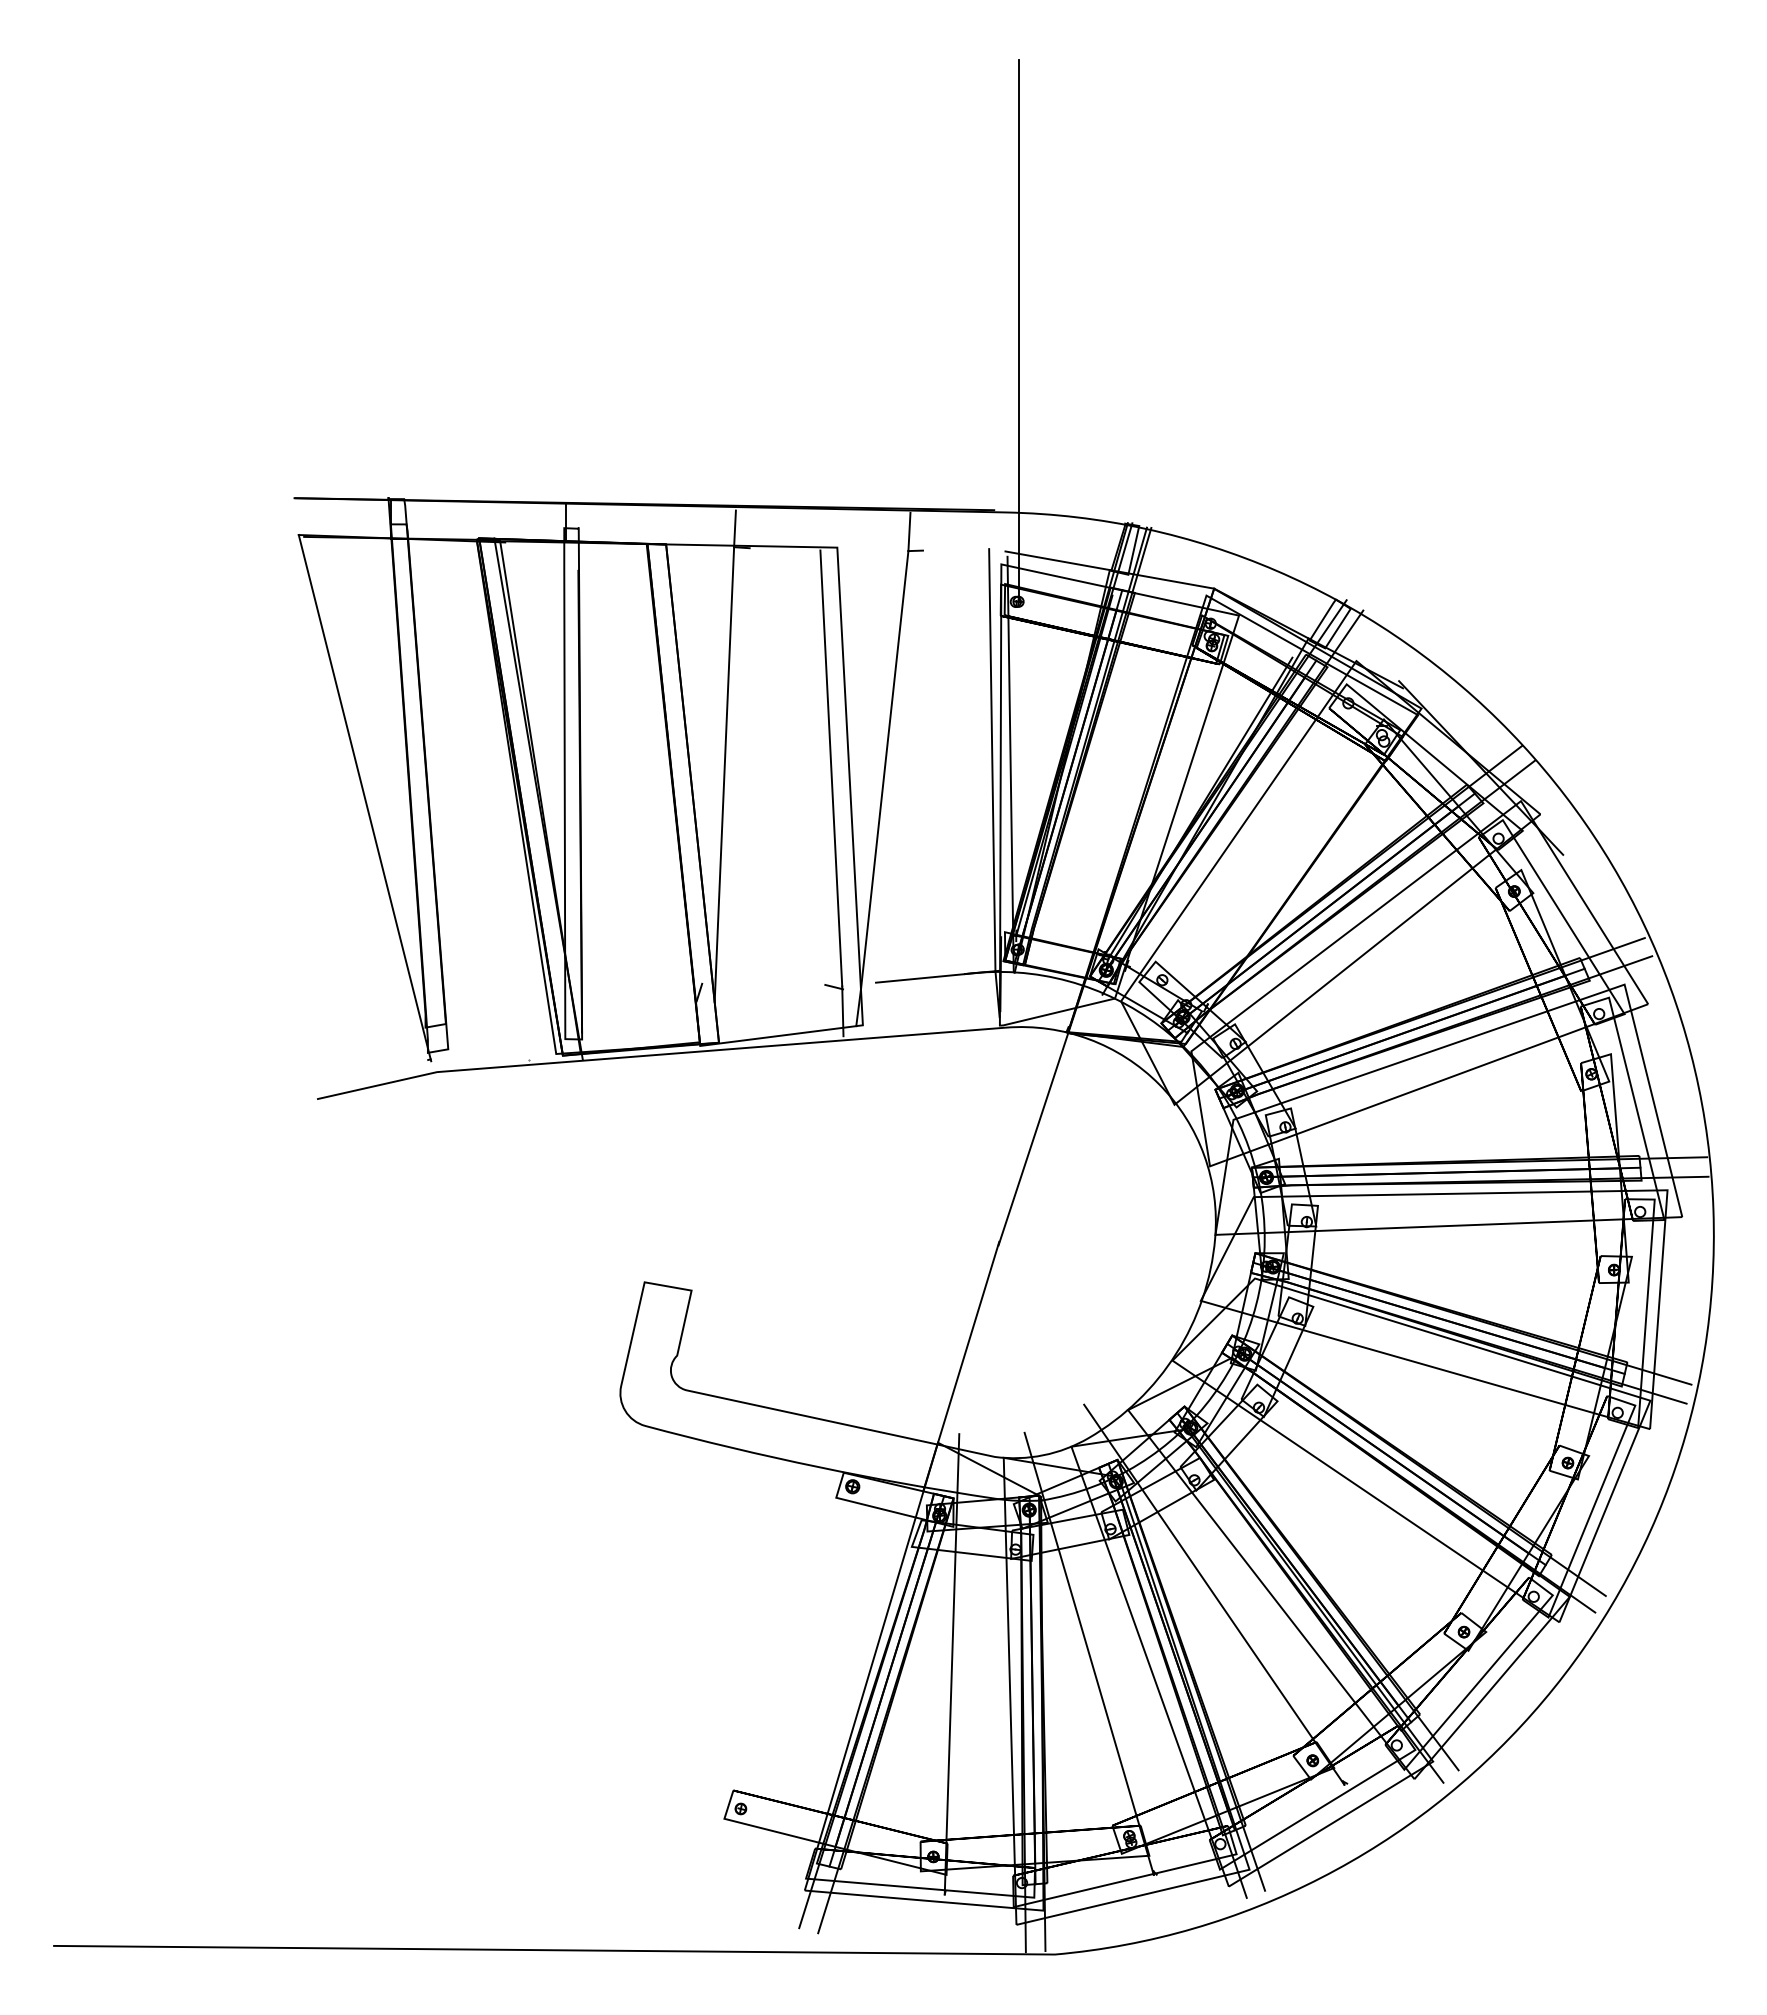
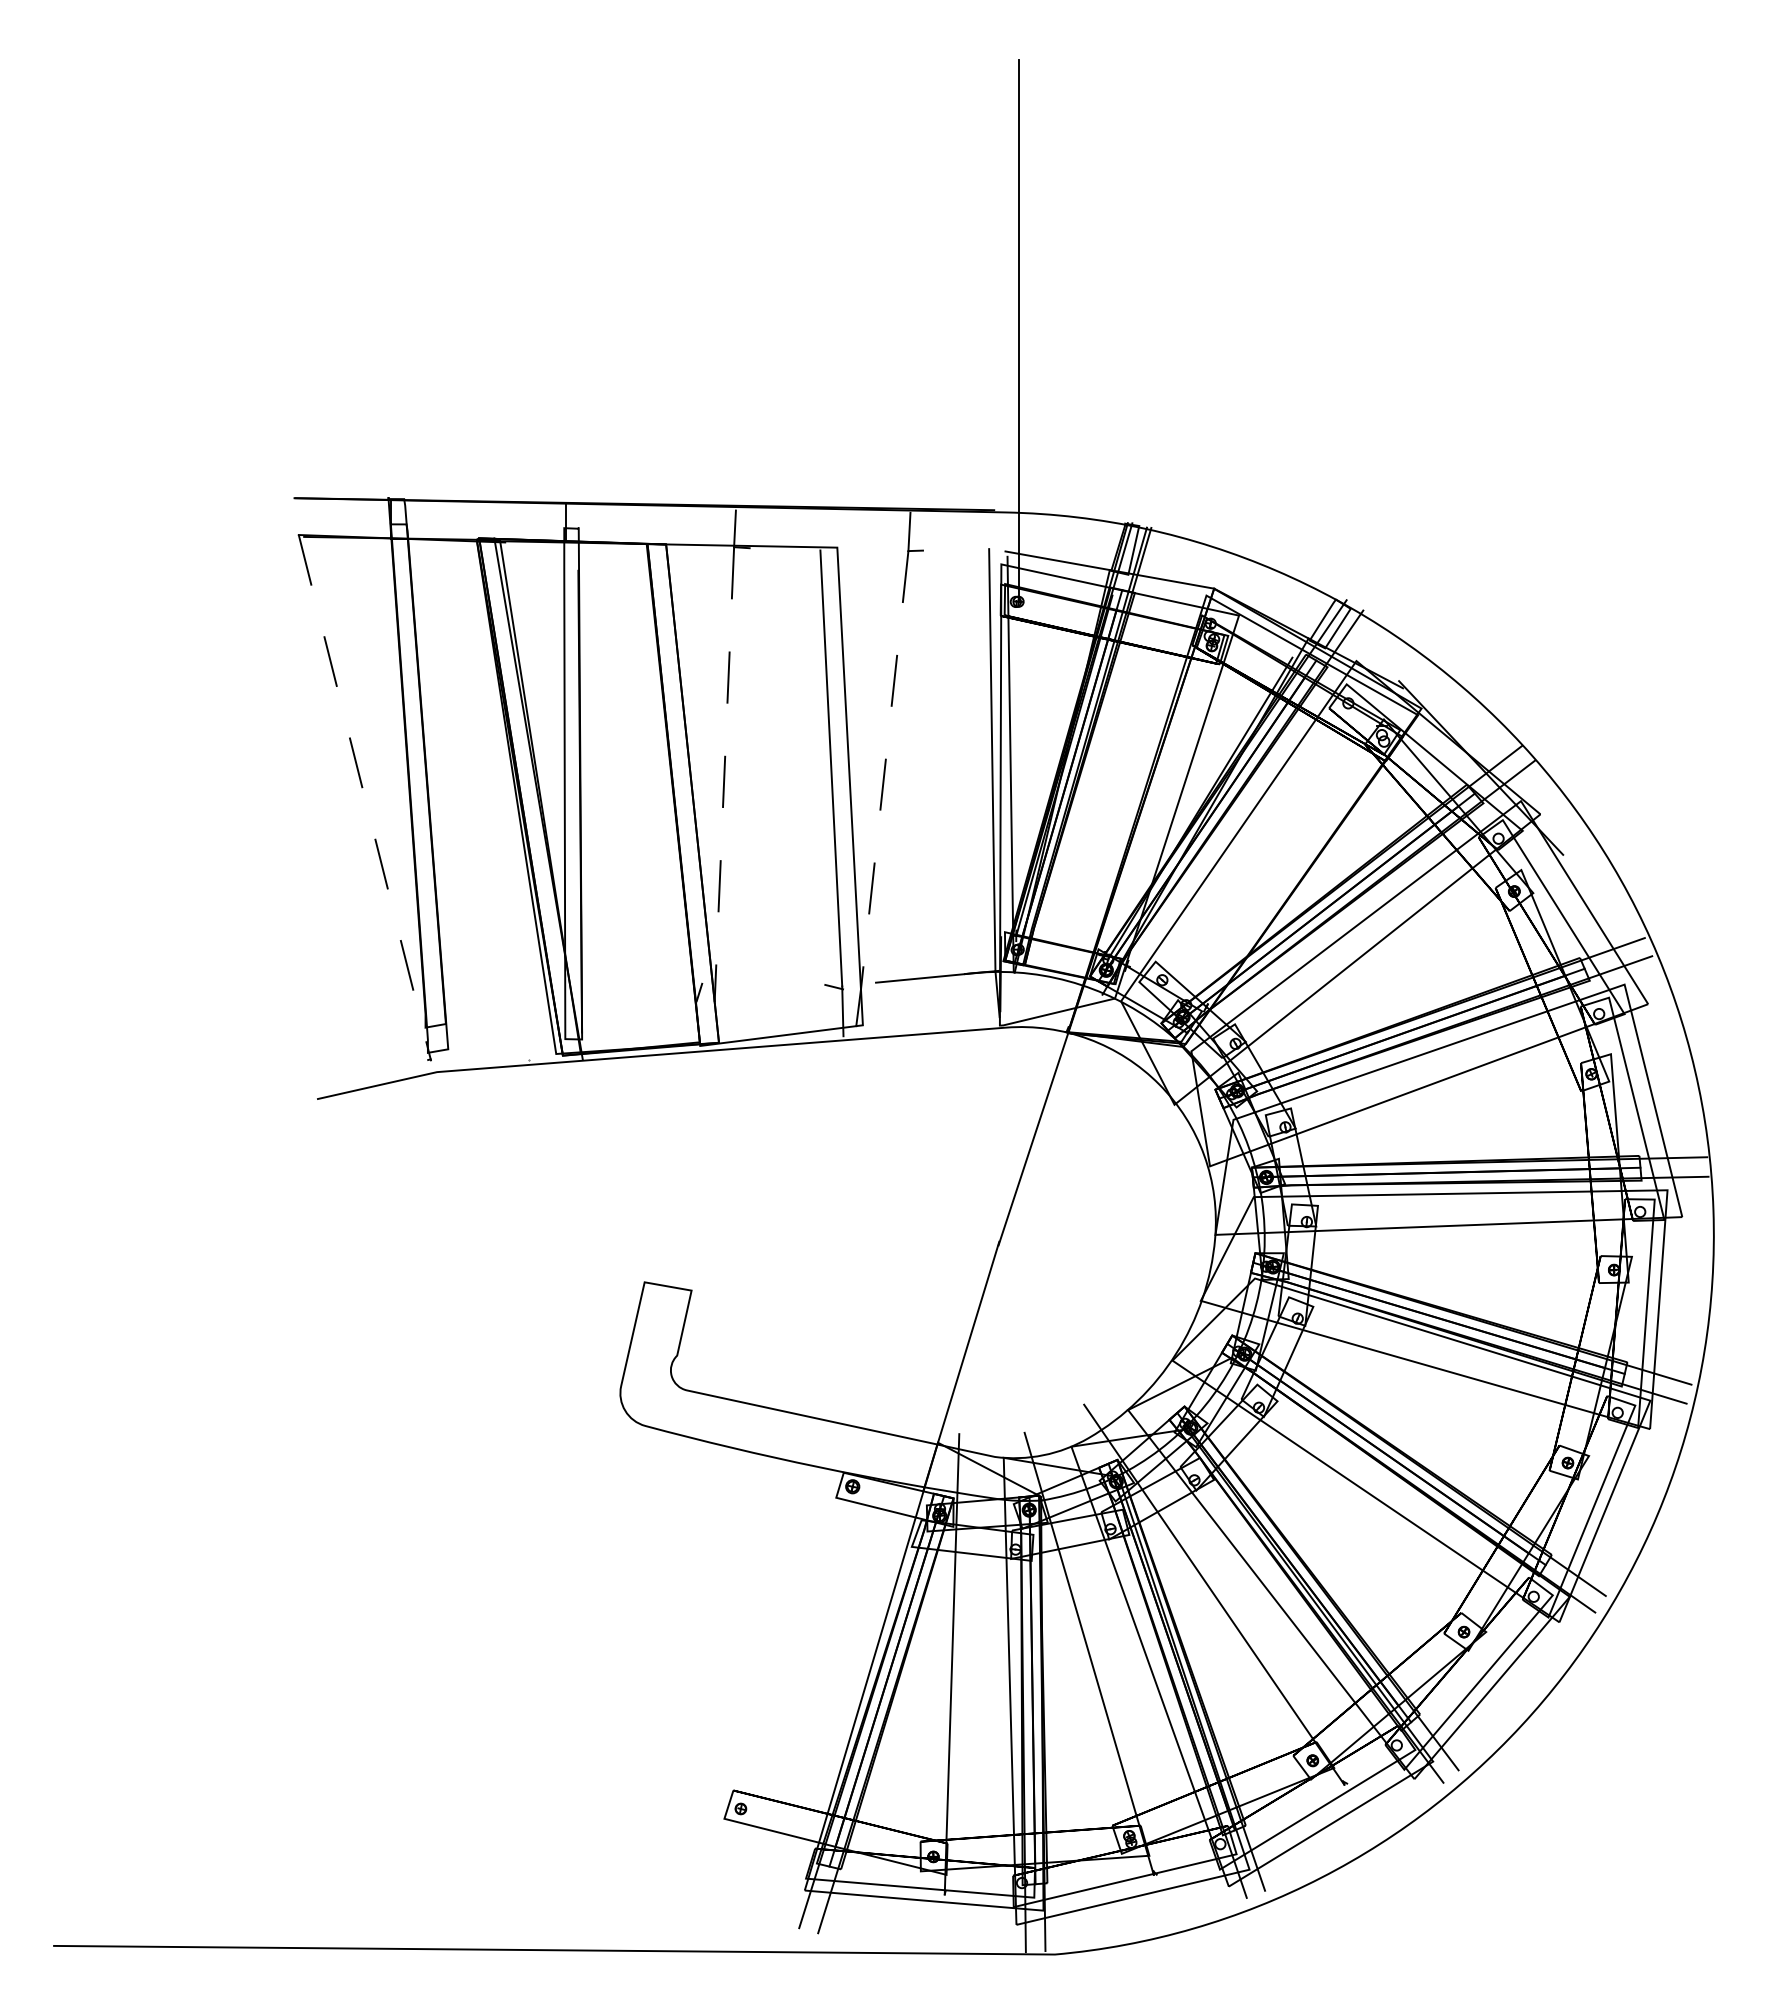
line: solid -> dashed (884, 770)
line: solid -> dashed (724, 774)
line: solid -> dashed (365, 798)
